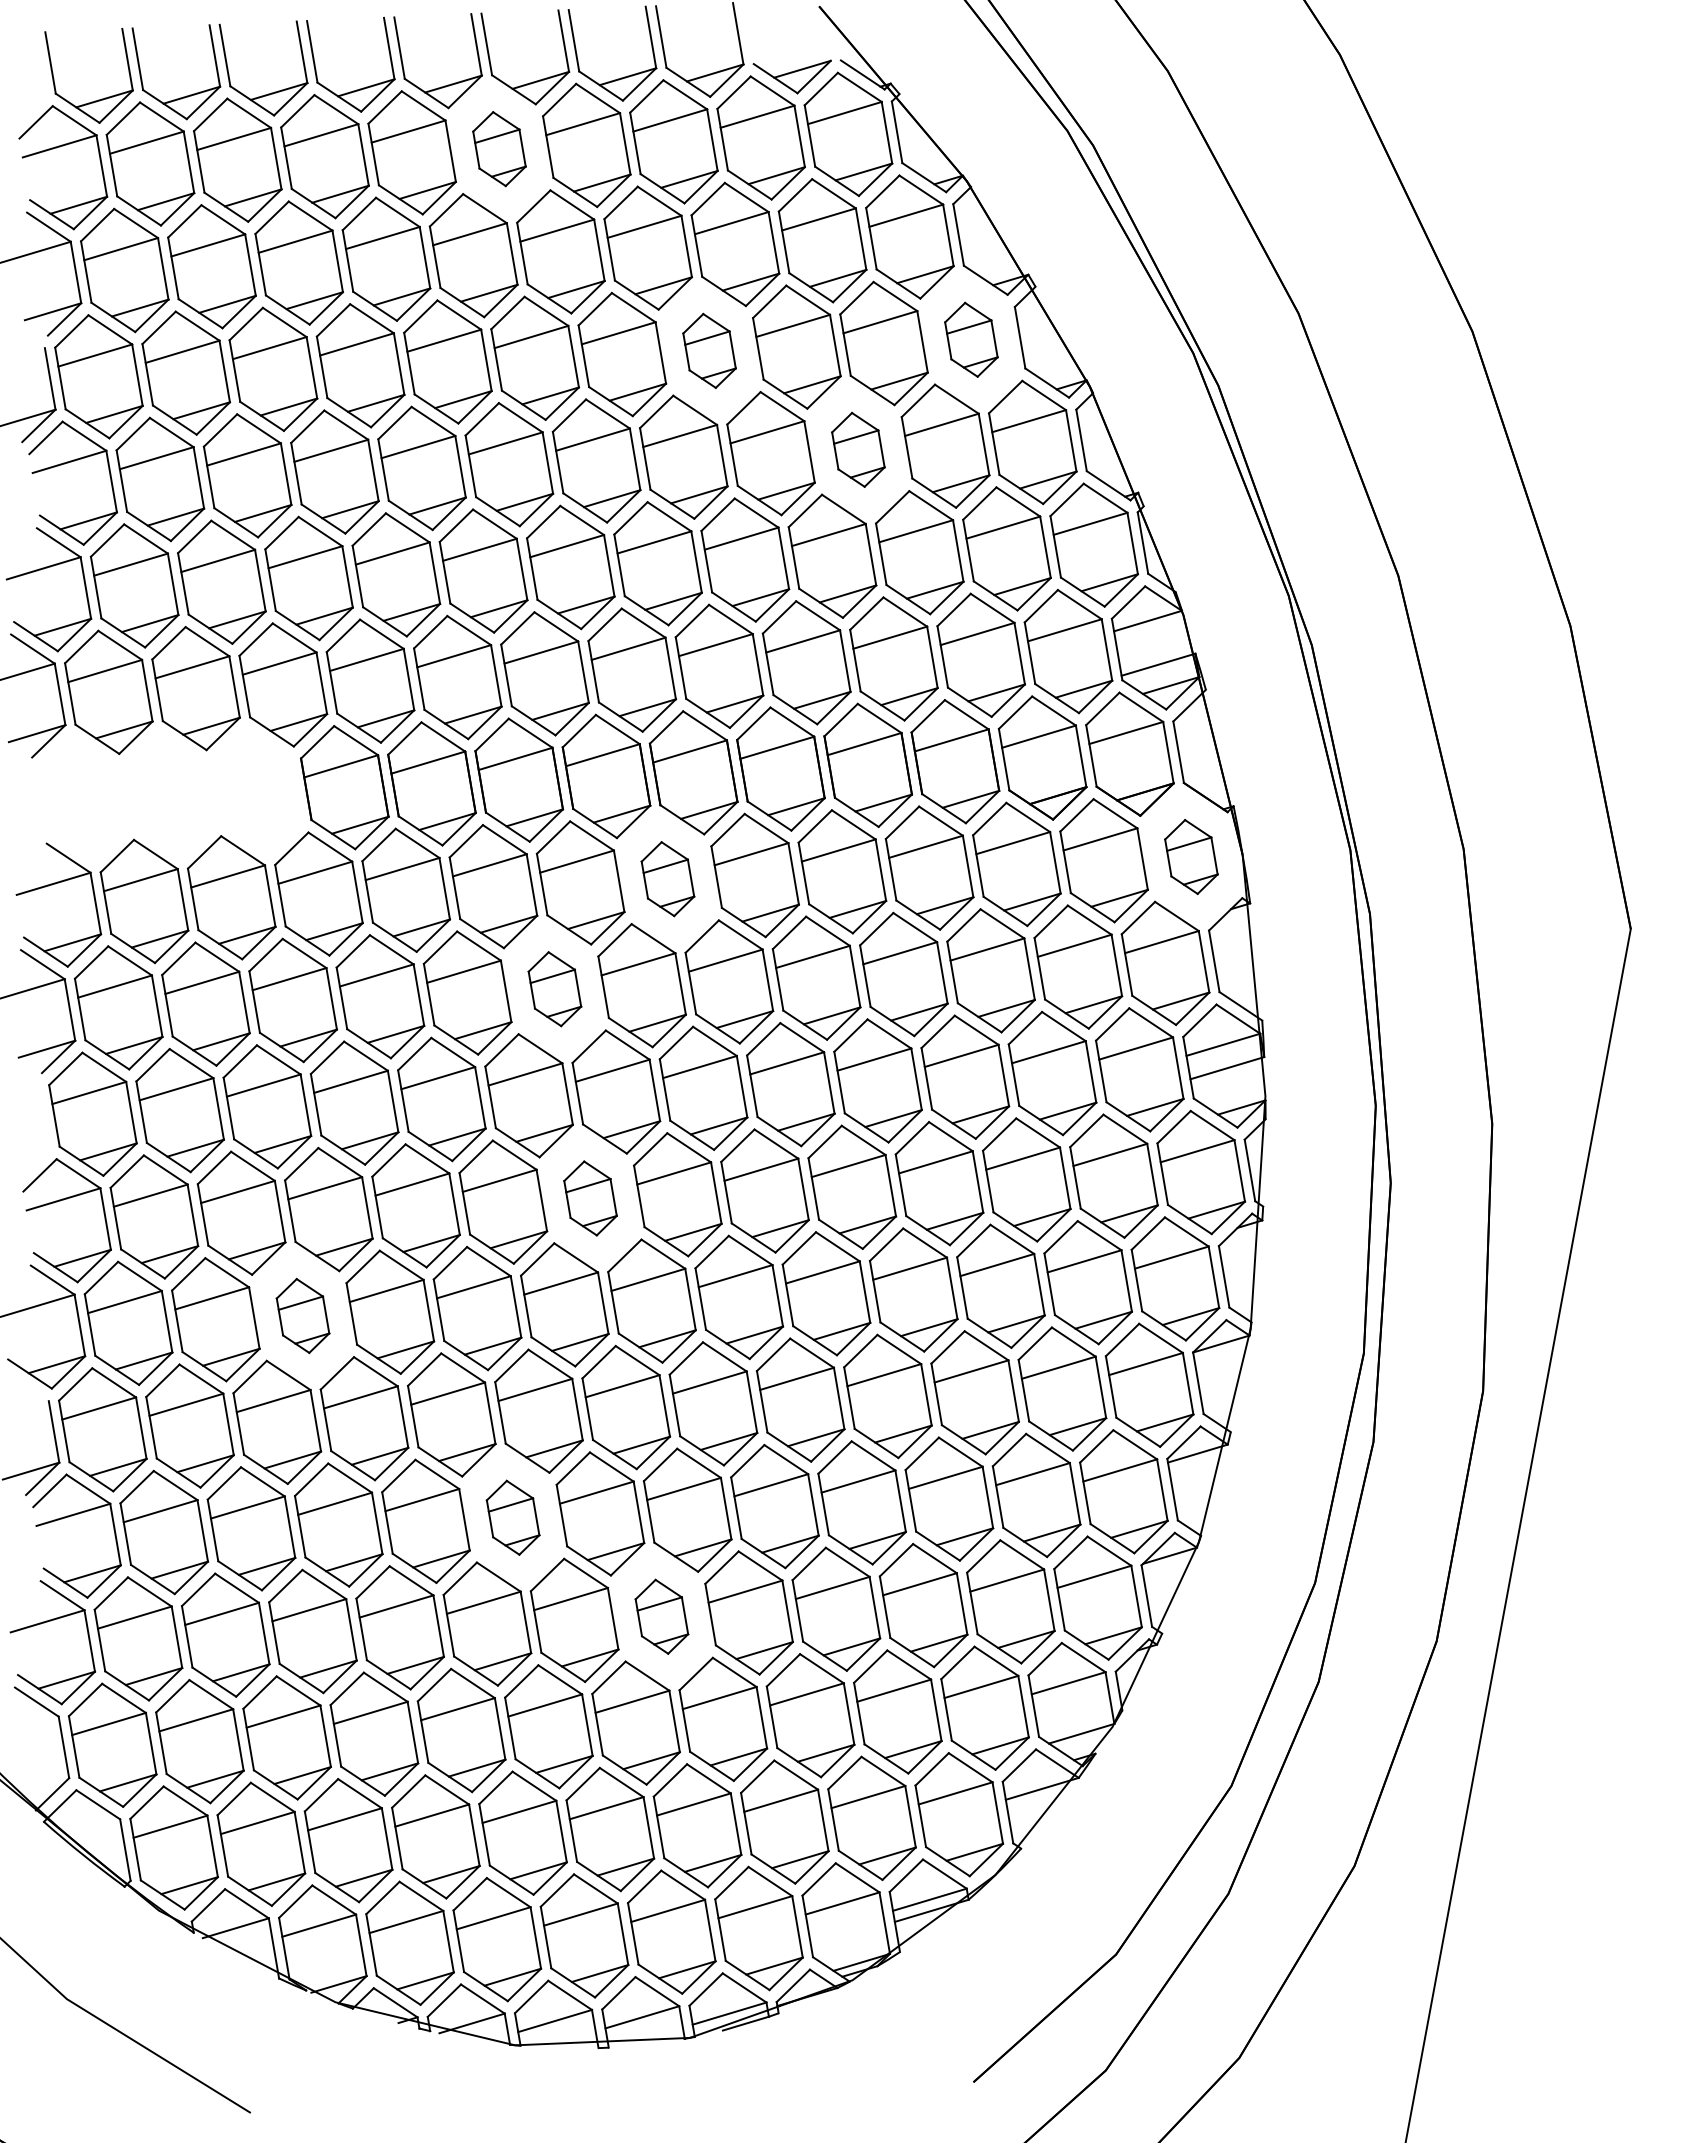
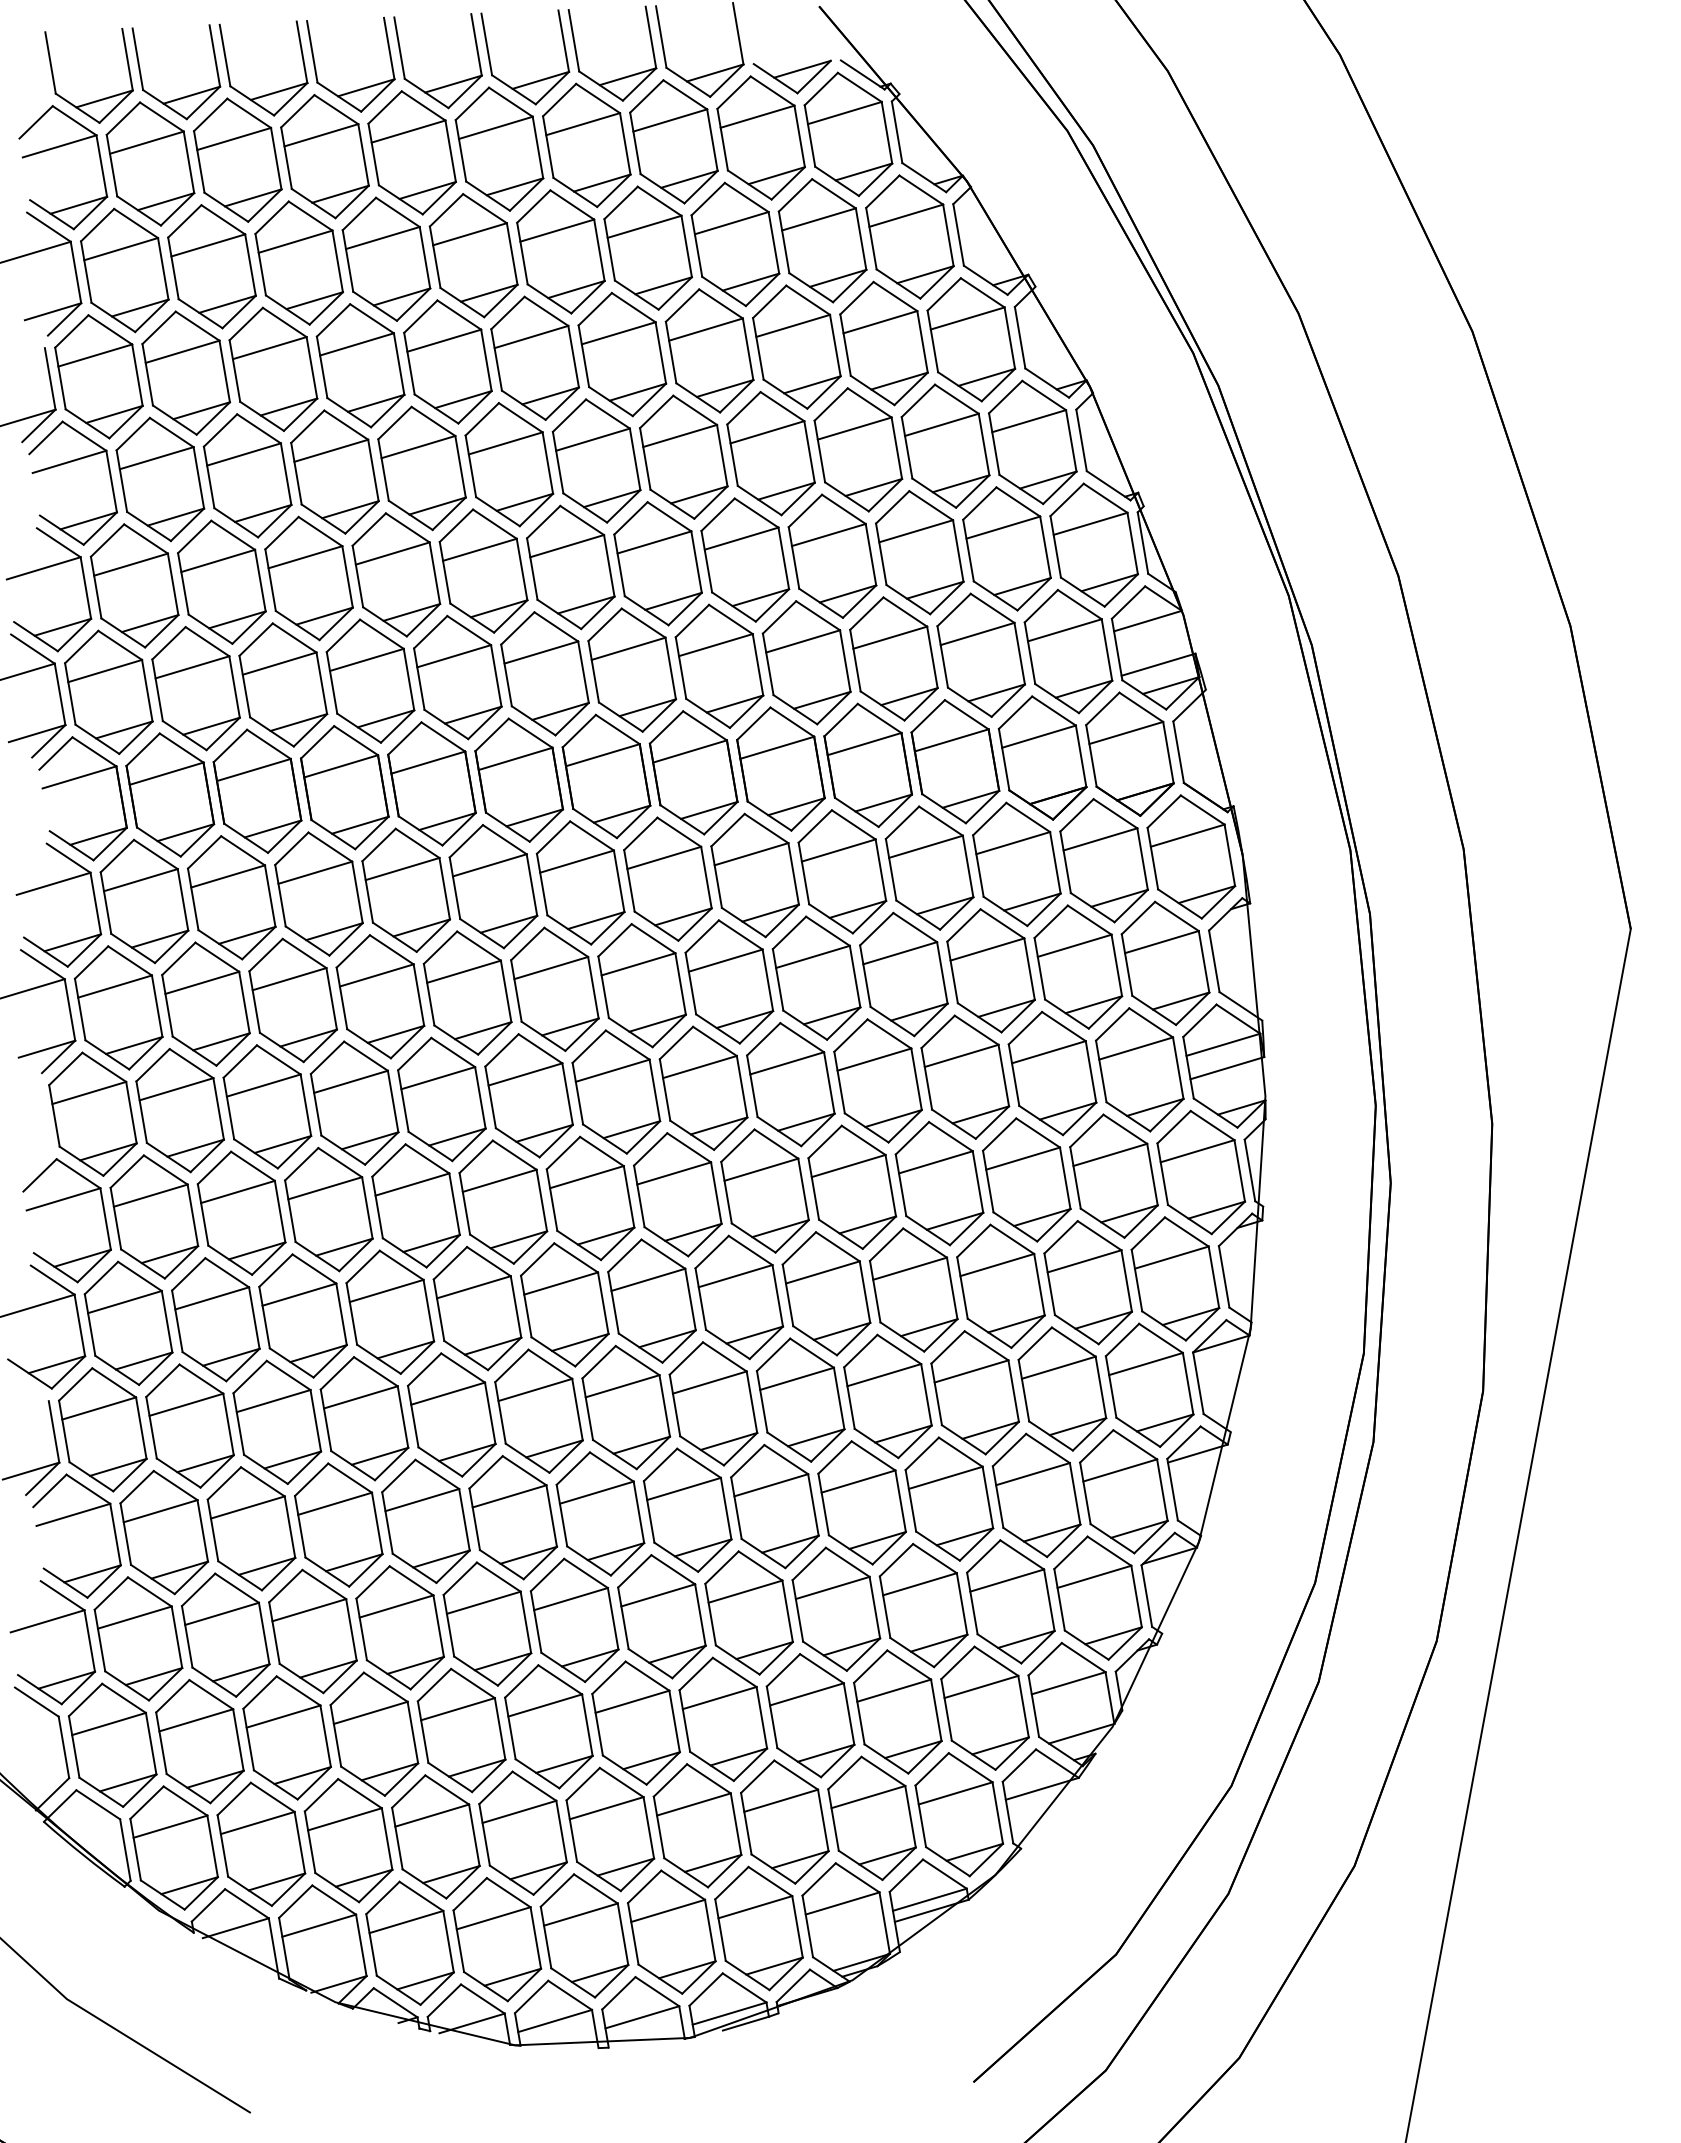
part size: 55x77 px -> 91x126 px (499, 148)
part size: 55x77 px -> 91x126 px (971, 339)
part size: 55x77 px -> 91x126 px (709, 350)
part size: 55x77 px -> 91x126 px (858, 449)
part: none -> present (170, 794)
part size: 55x76 px -> 91x126 px (1191, 856)
part size: 56x77 px -> 90x126 px (667, 878)
part size: 56x77 px -> 90x126 px (554, 988)
part size: 55x77 px -> 91x127 px (590, 1198)
part size: 56x78 px -> 90x126 px (302, 1315)
part size: 56x77 px -> 90x126 px (512, 1517)
part size: 56x77 px -> 90x126 px (661, 1616)
